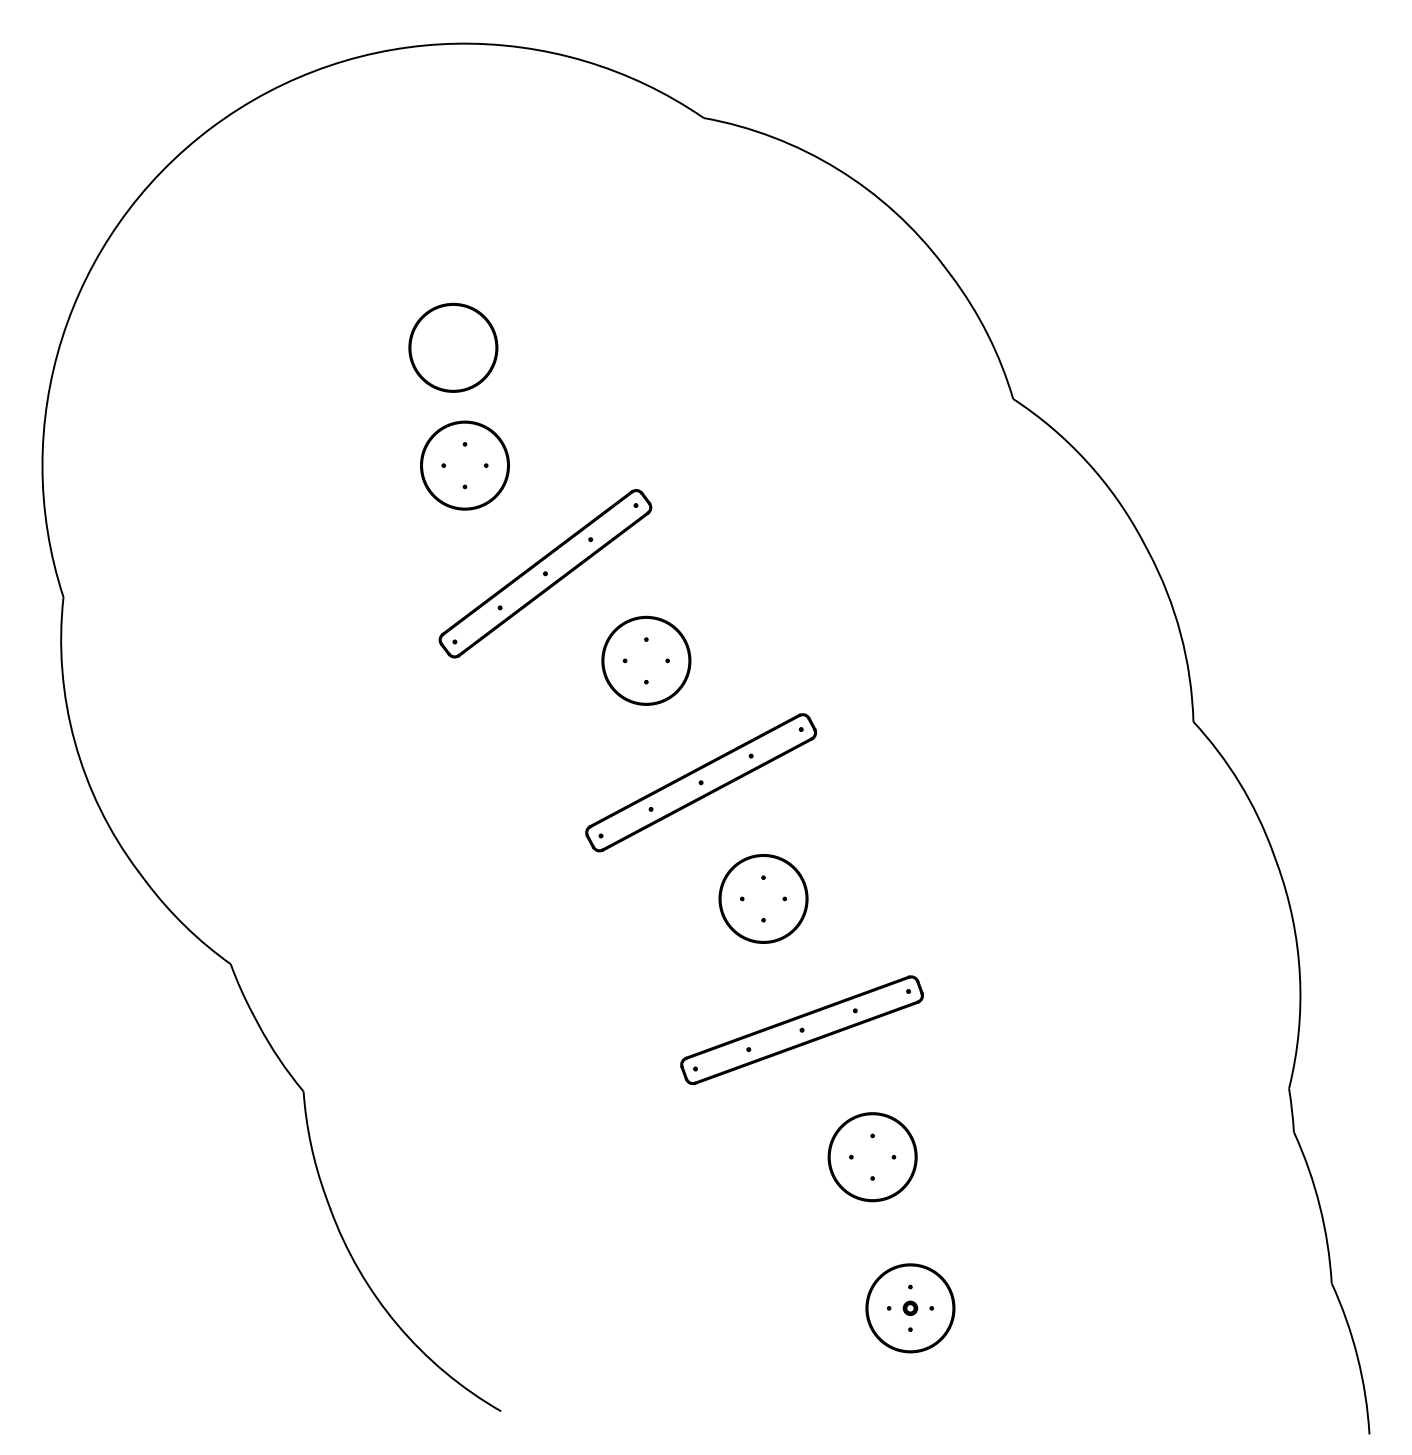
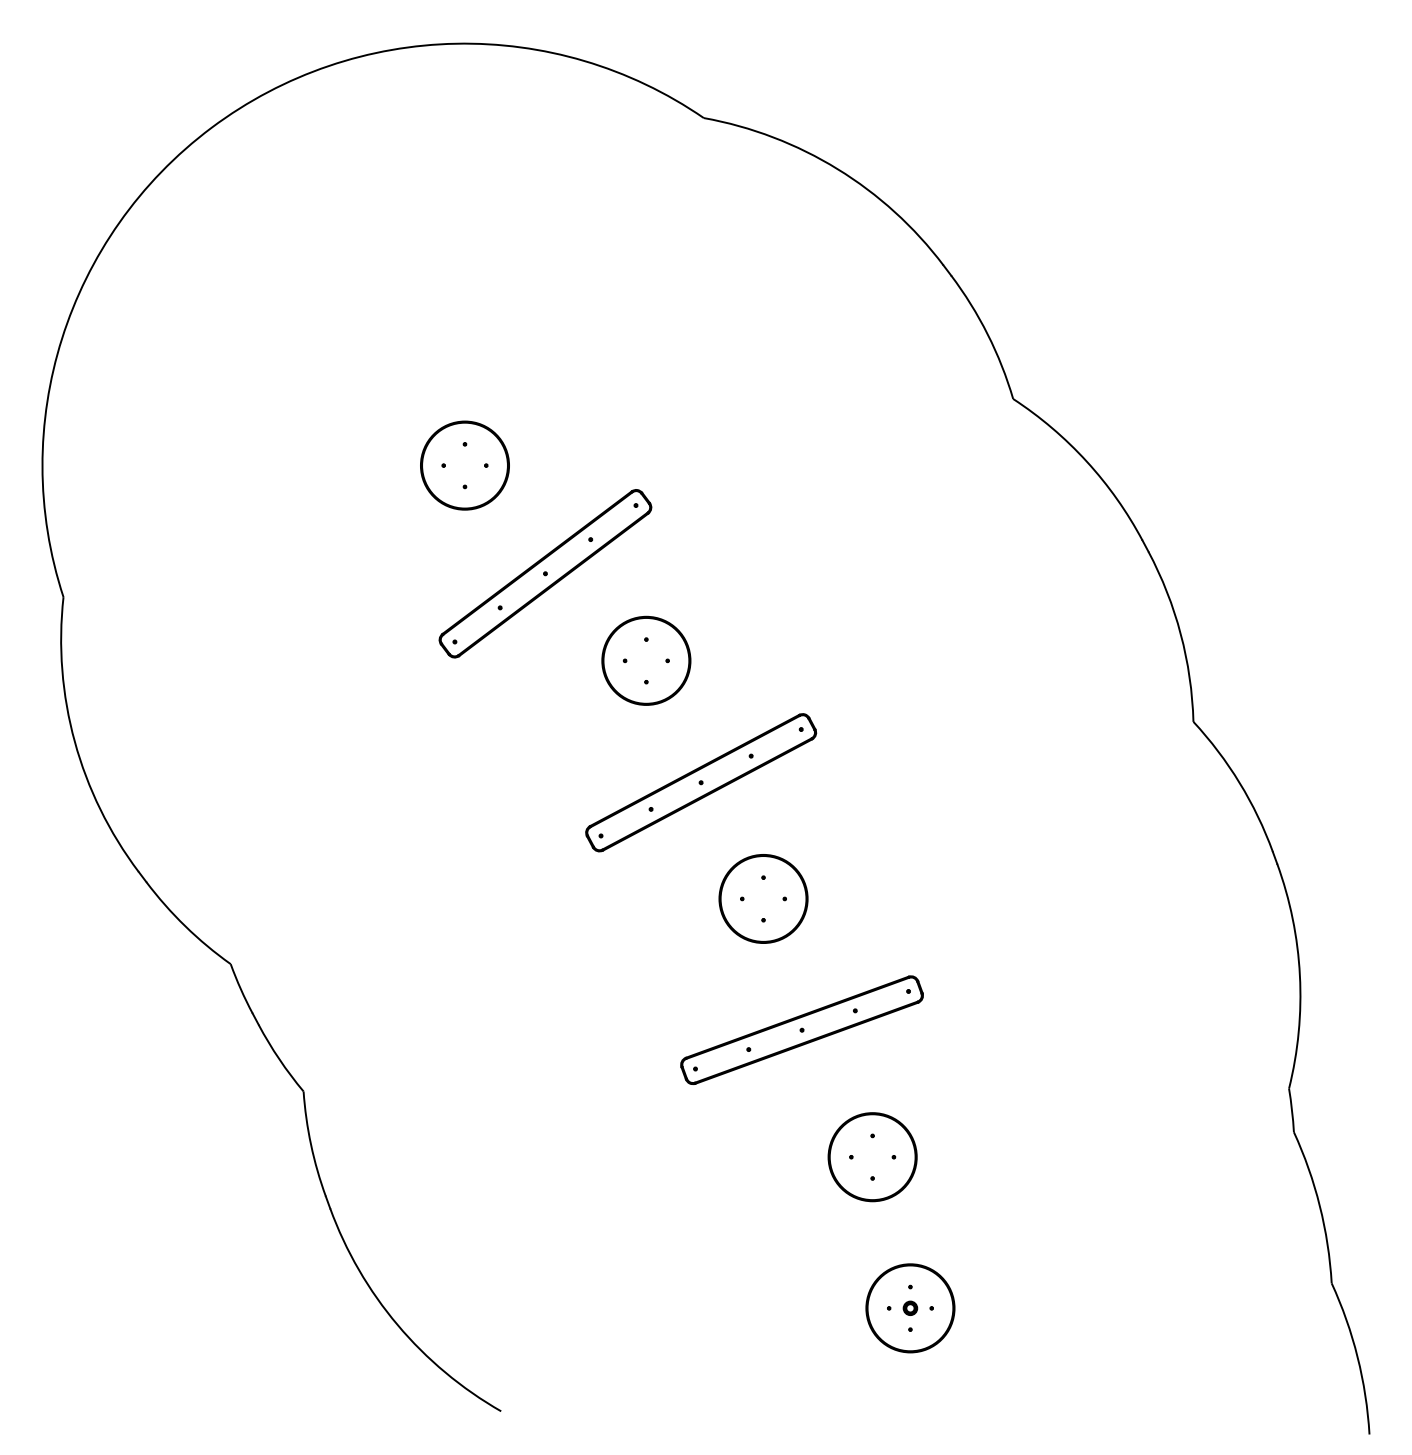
part: present -> none (453, 347)
